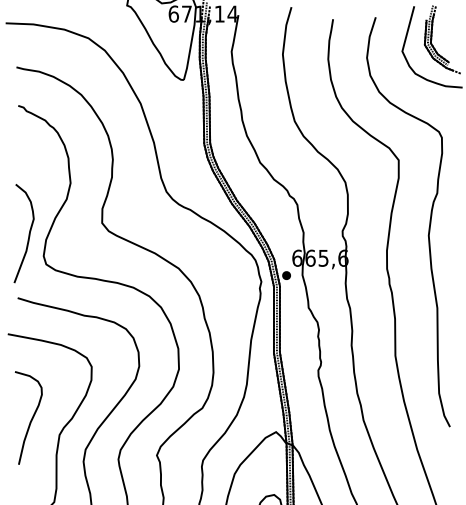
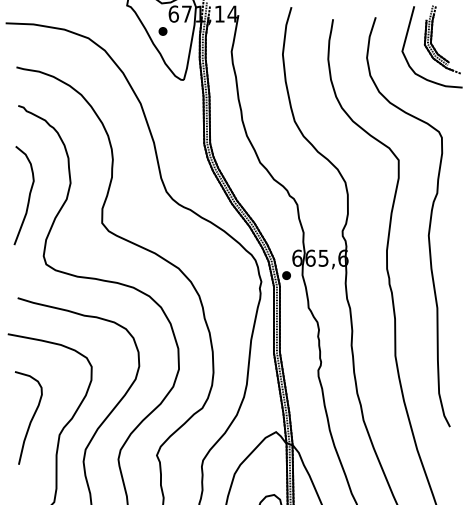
part: none -> present (162, 31)
curve position: (28, 233) -> (28, 195) (28, 195)
